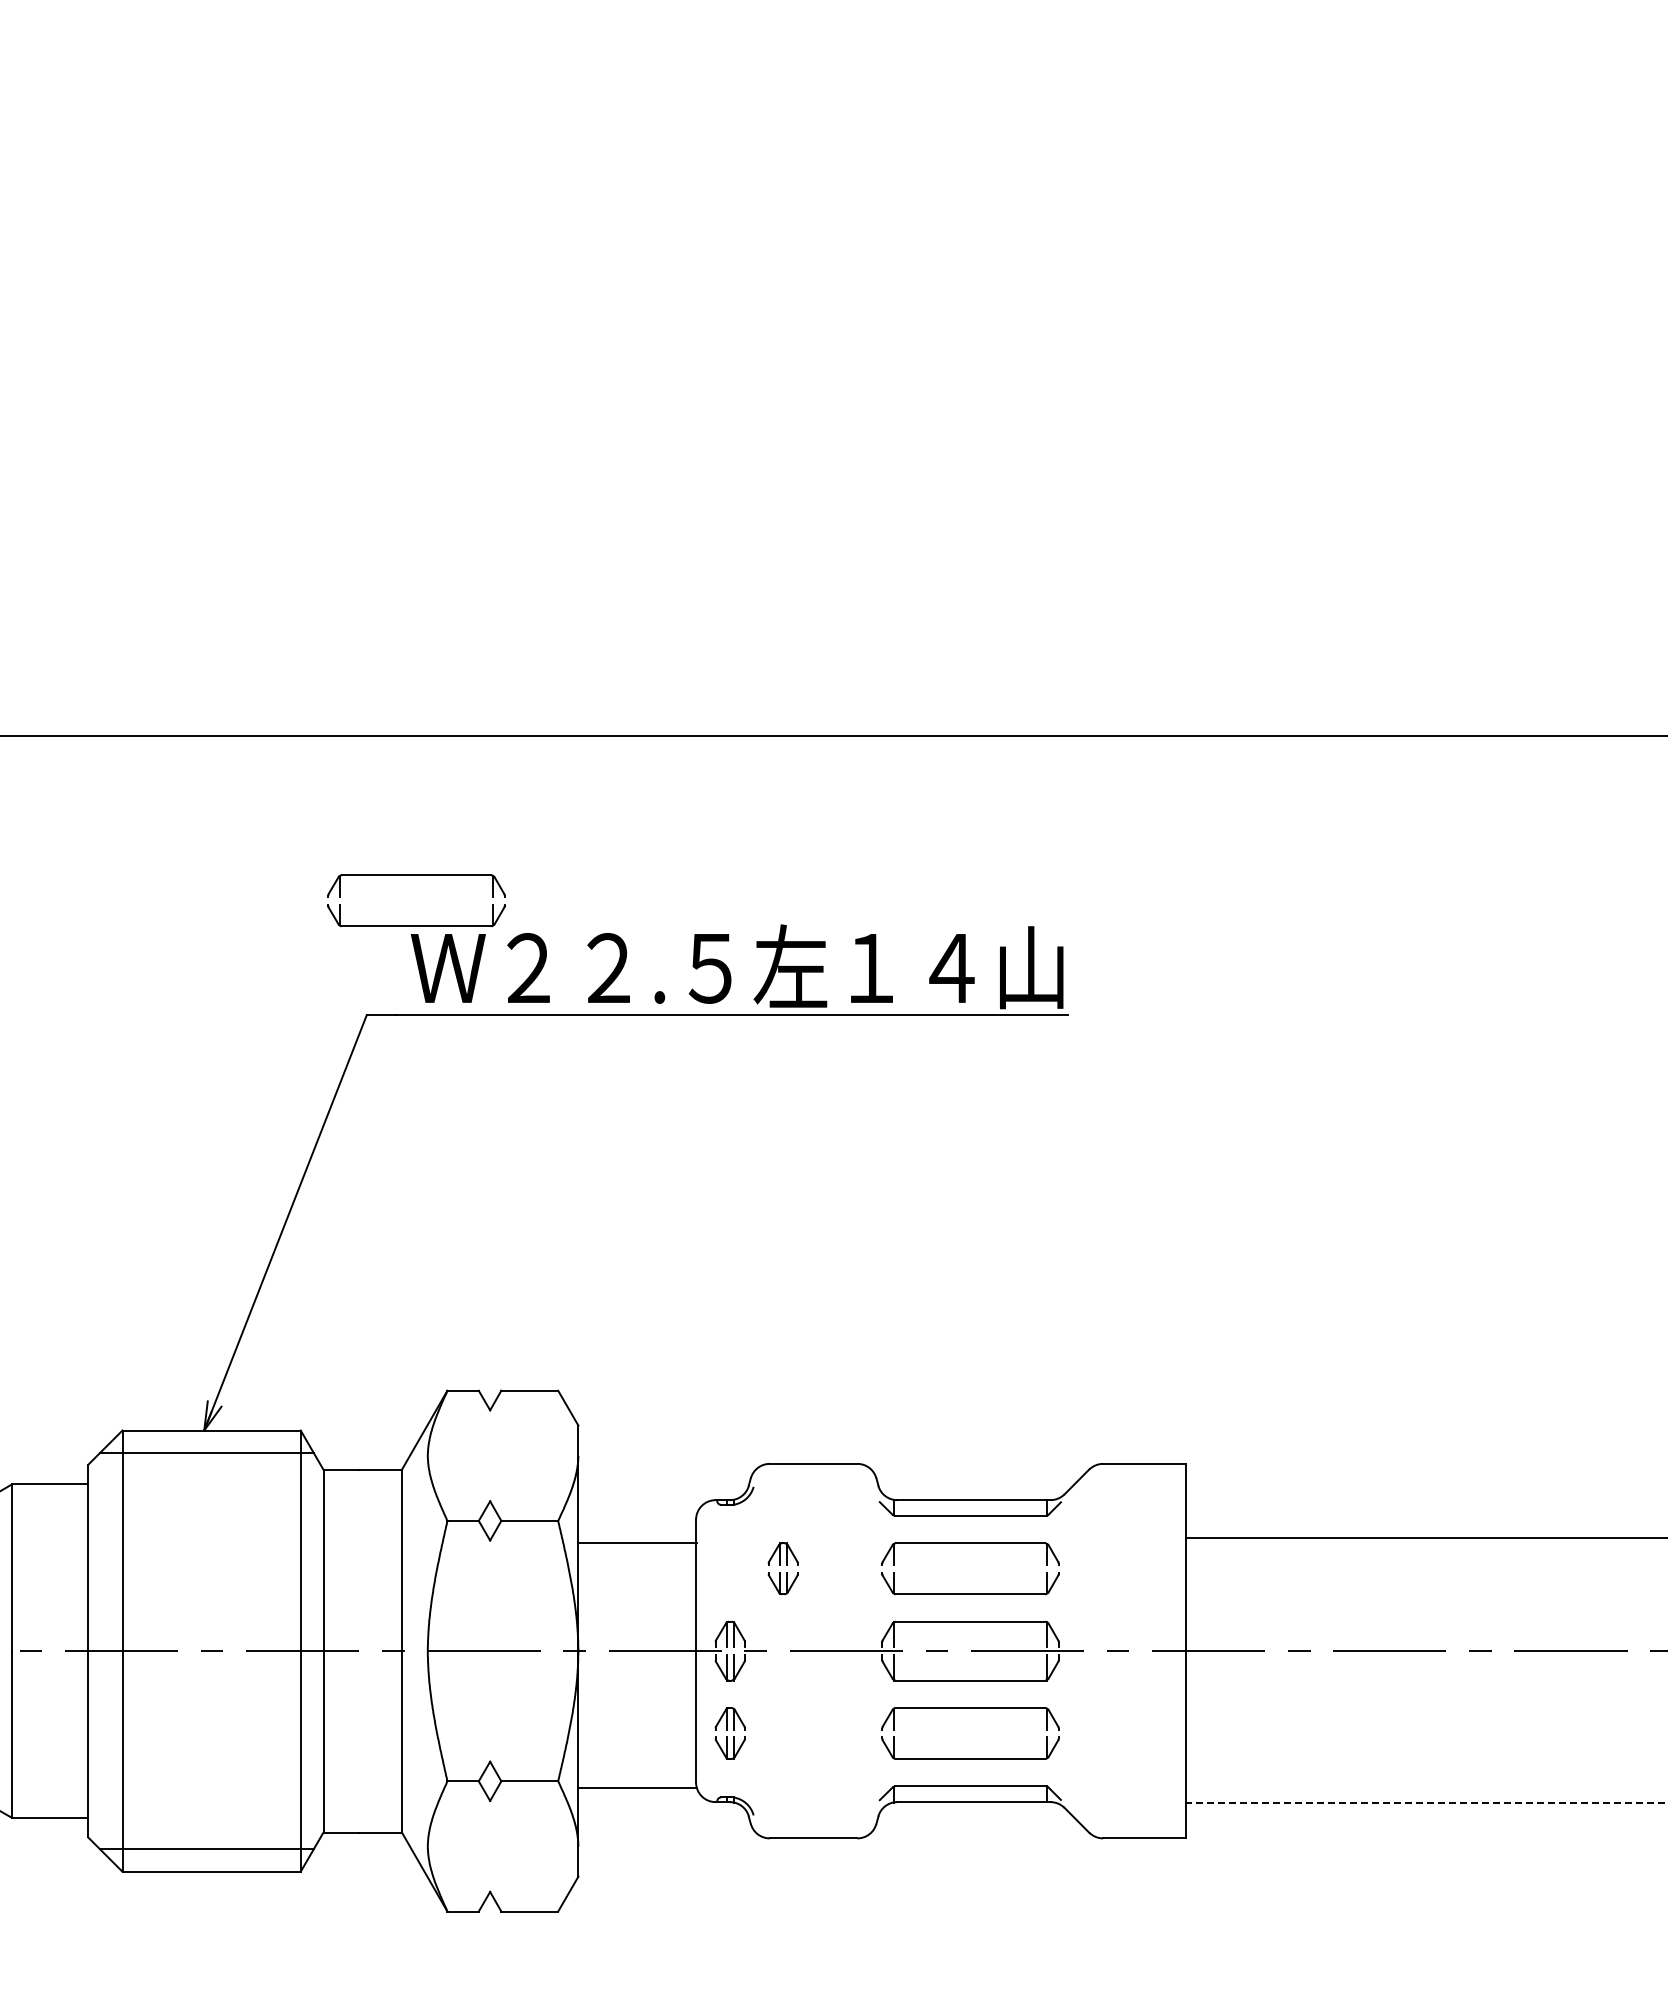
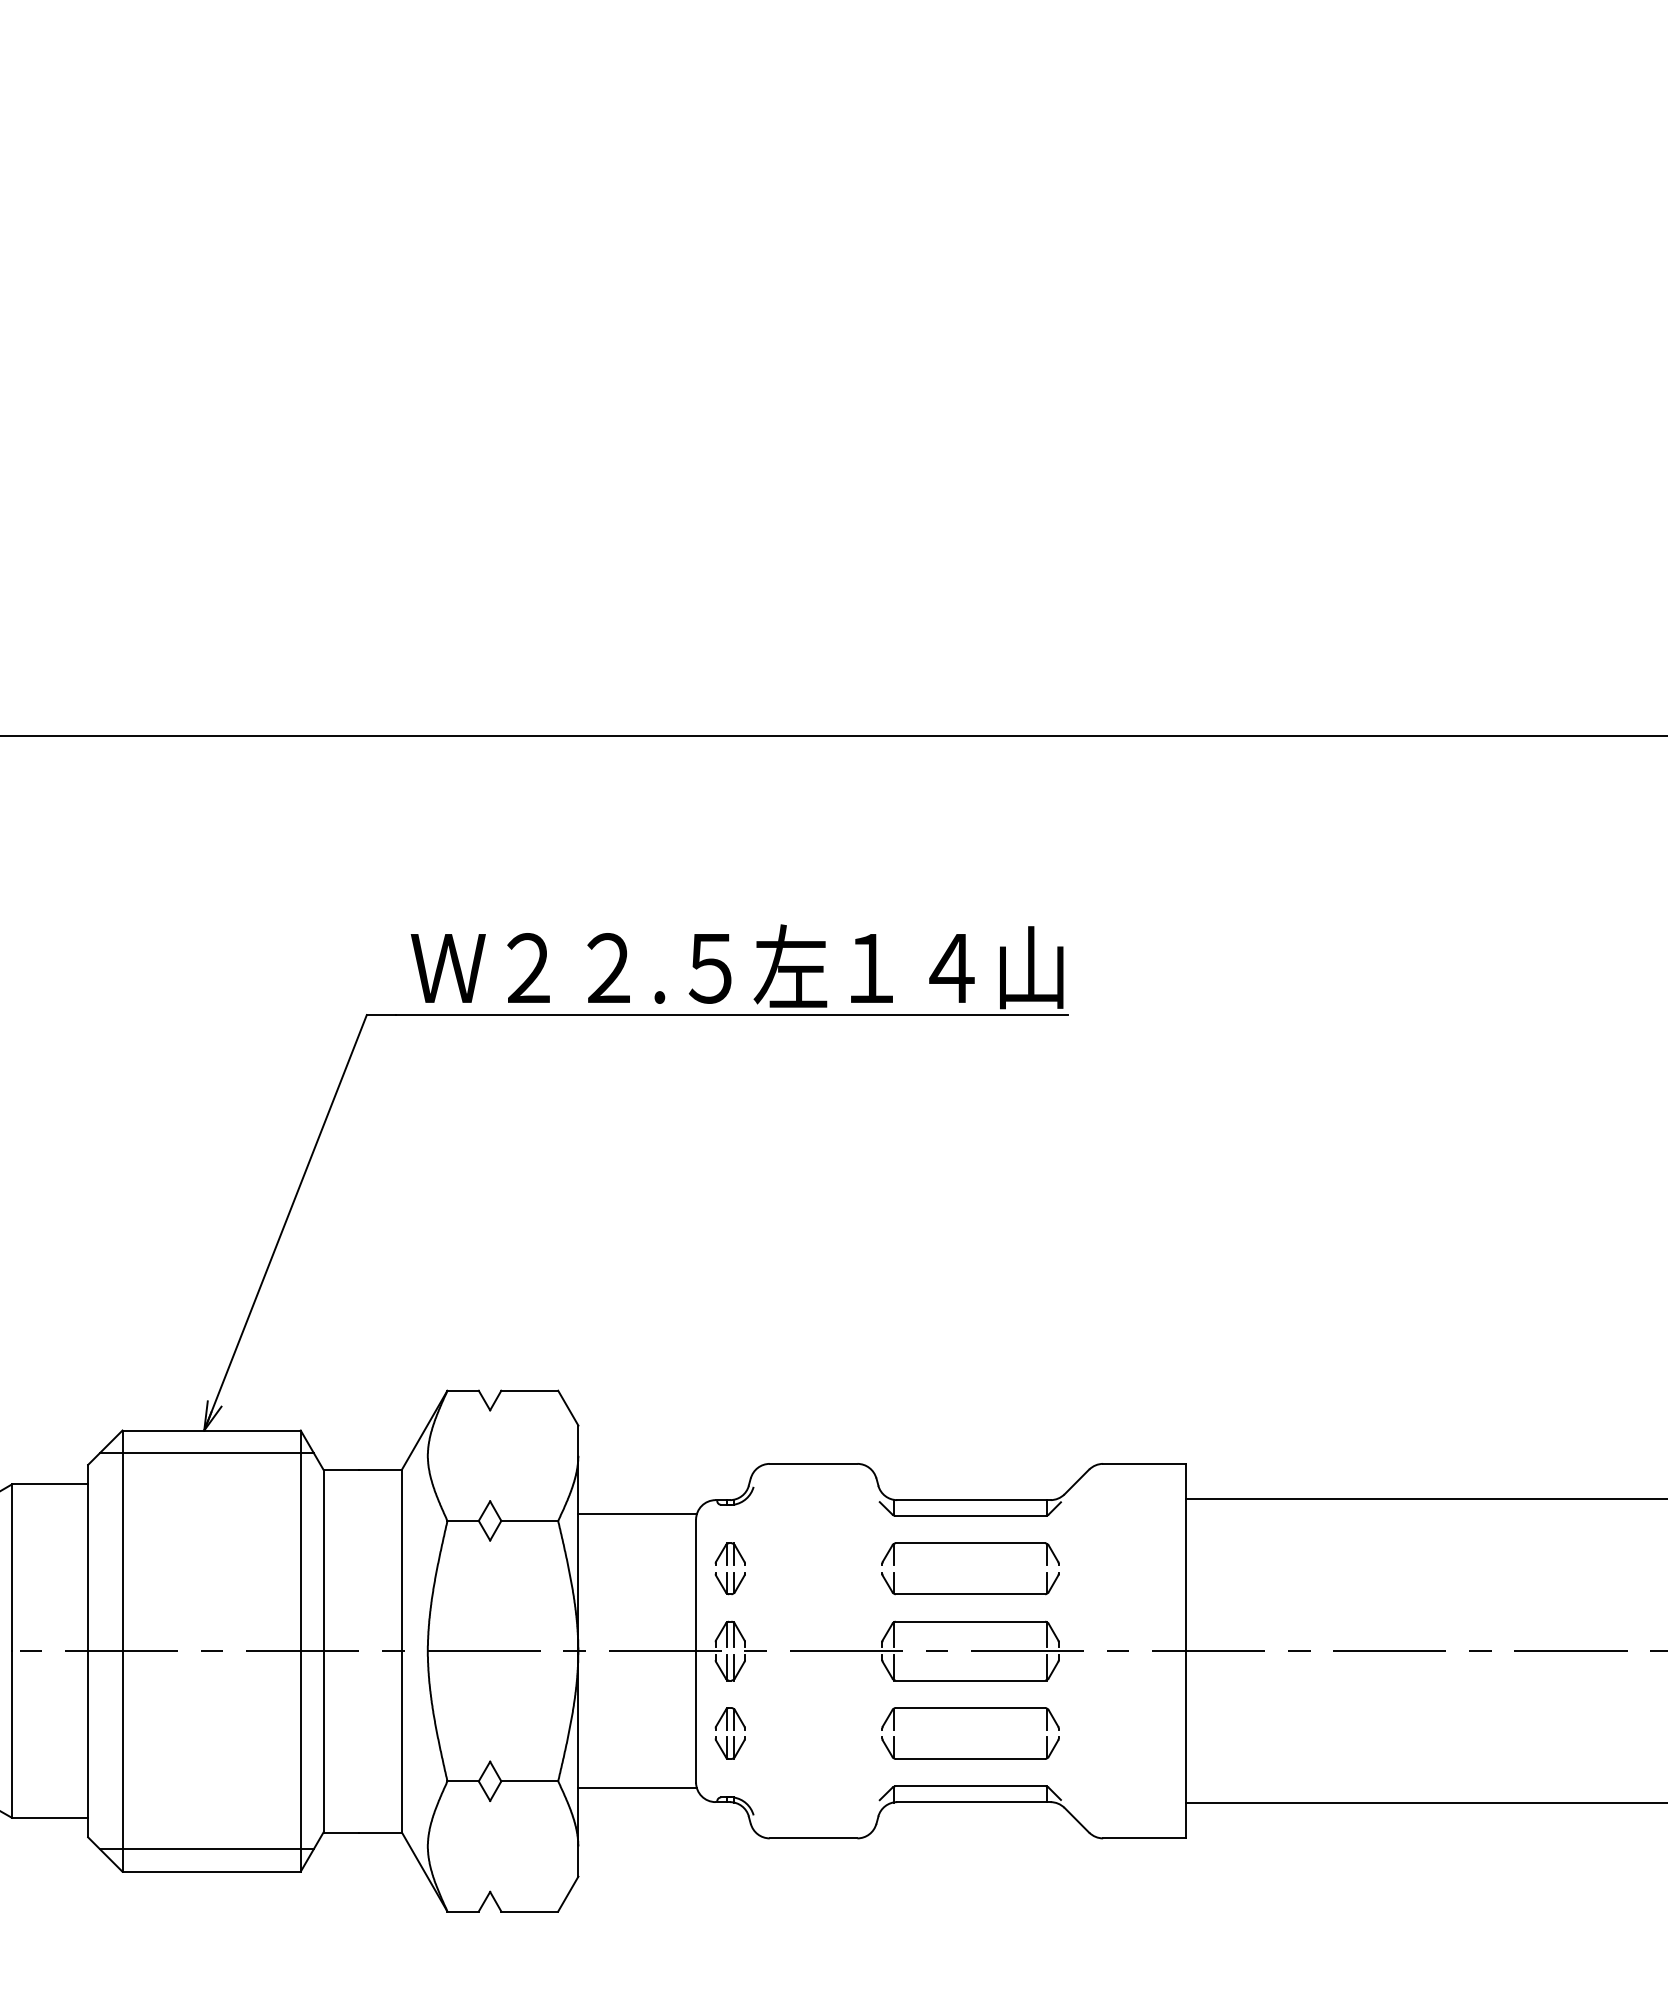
part: present -> none (416, 875)
line position: (1425, 1538) -> (1425, 1499) (1425, 1499)
line position: (637, 1542) -> (637, 1513) (637, 1513)
part position: (782, 1568) -> (729, 1568) (729, 1568)
line: dashed -> solid (1427, 1803)
